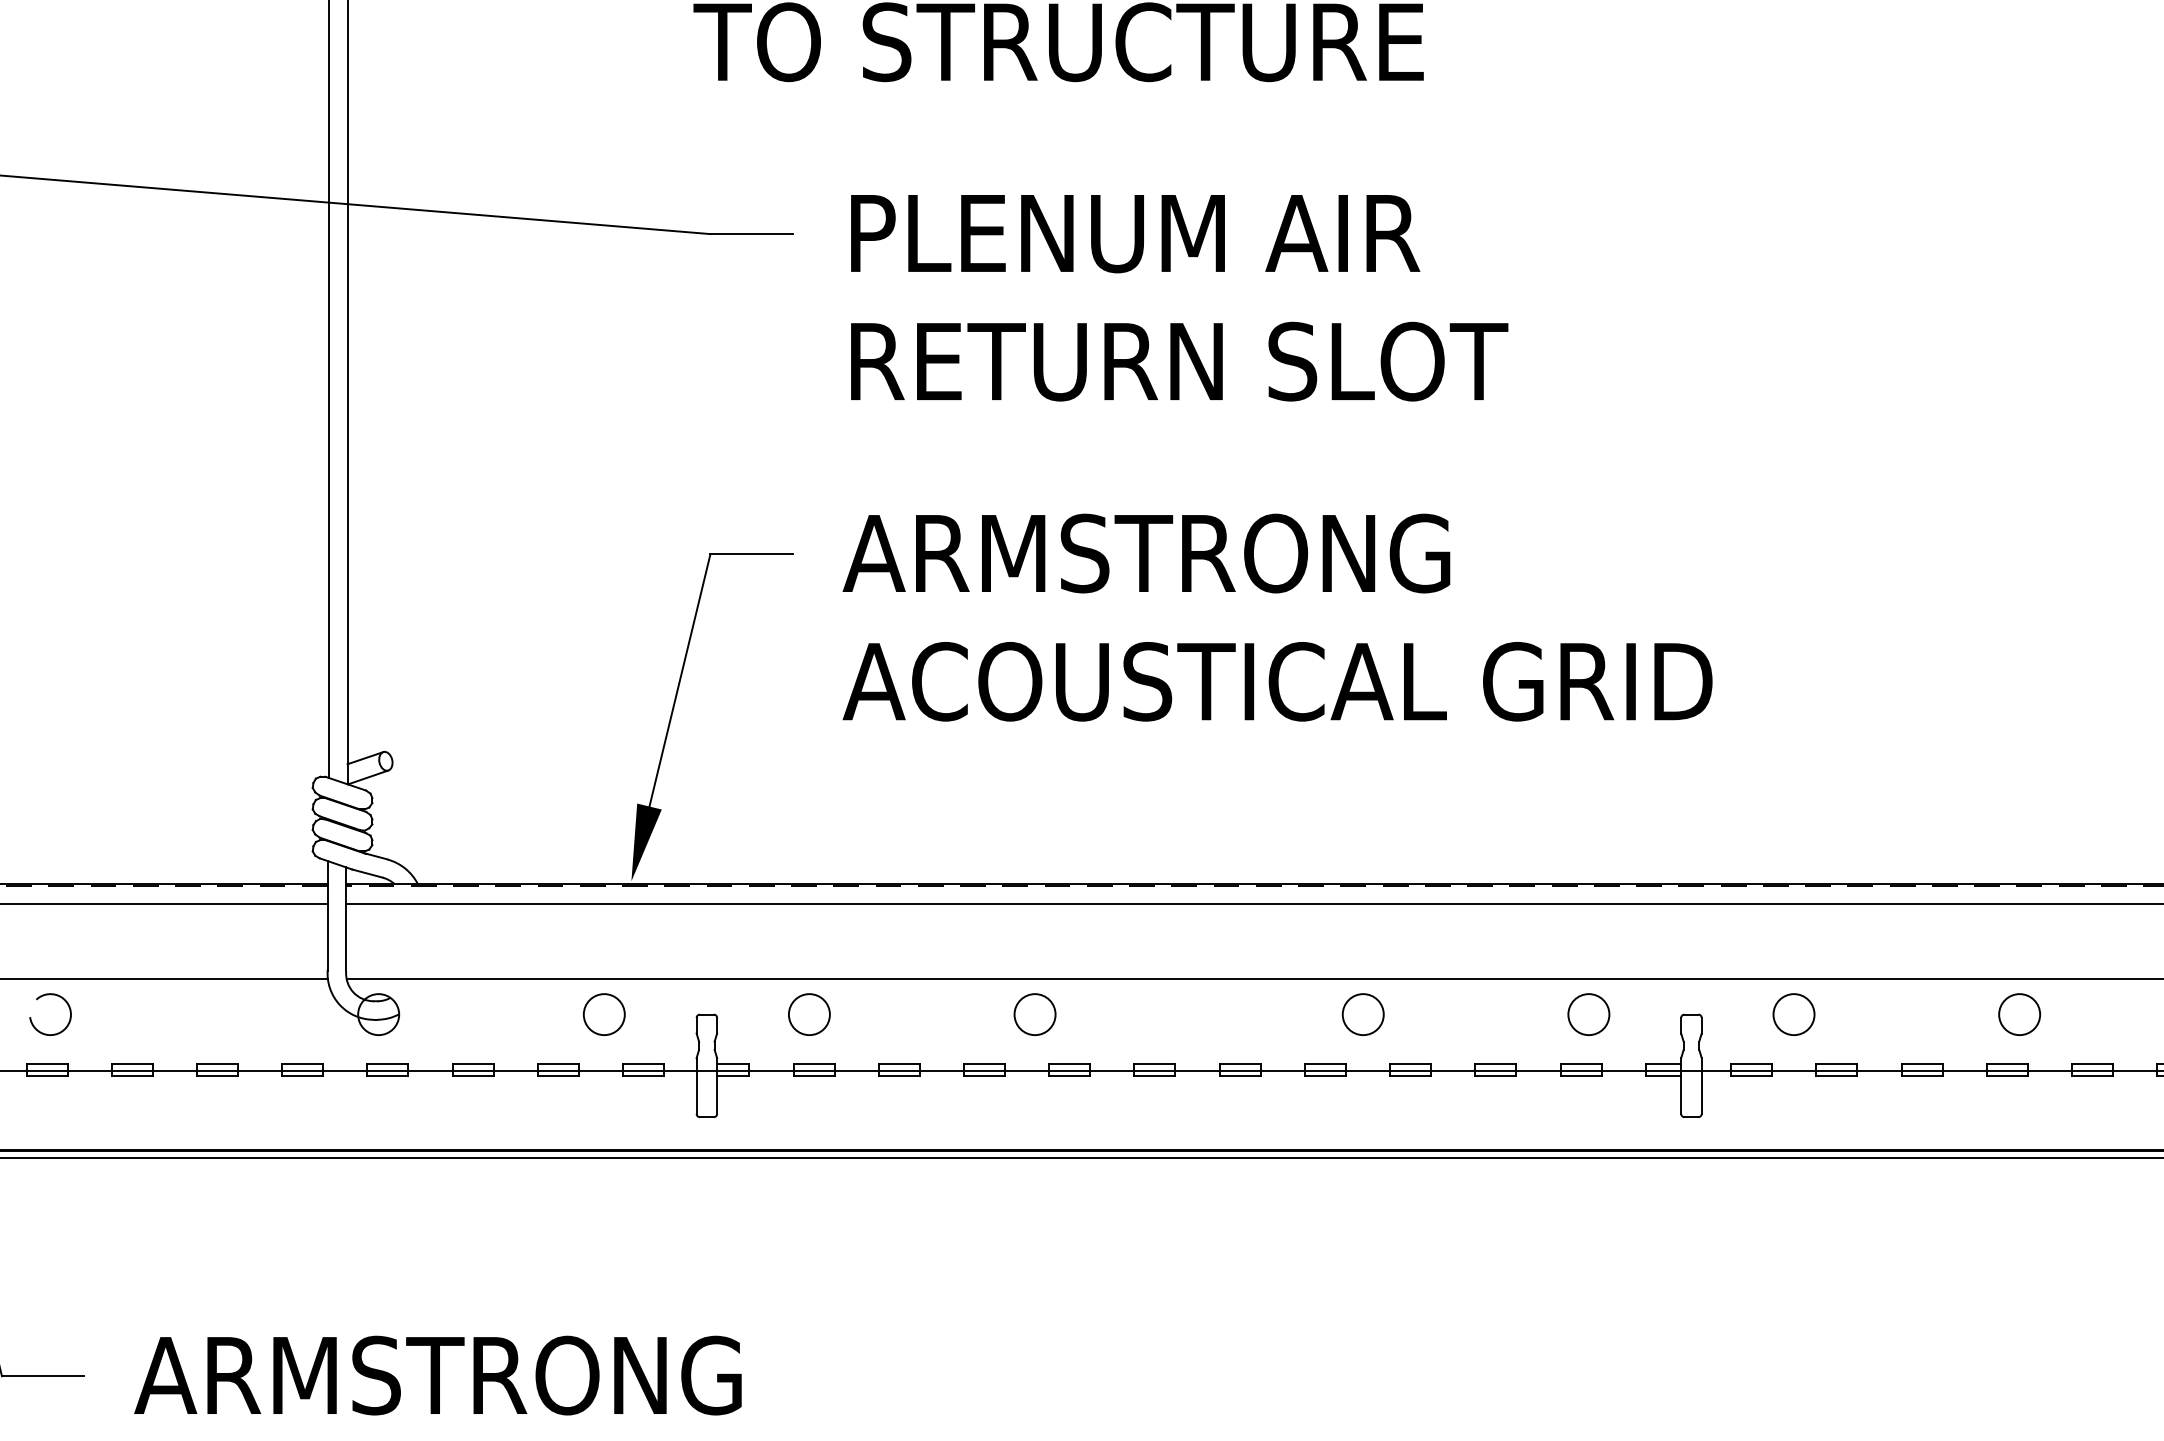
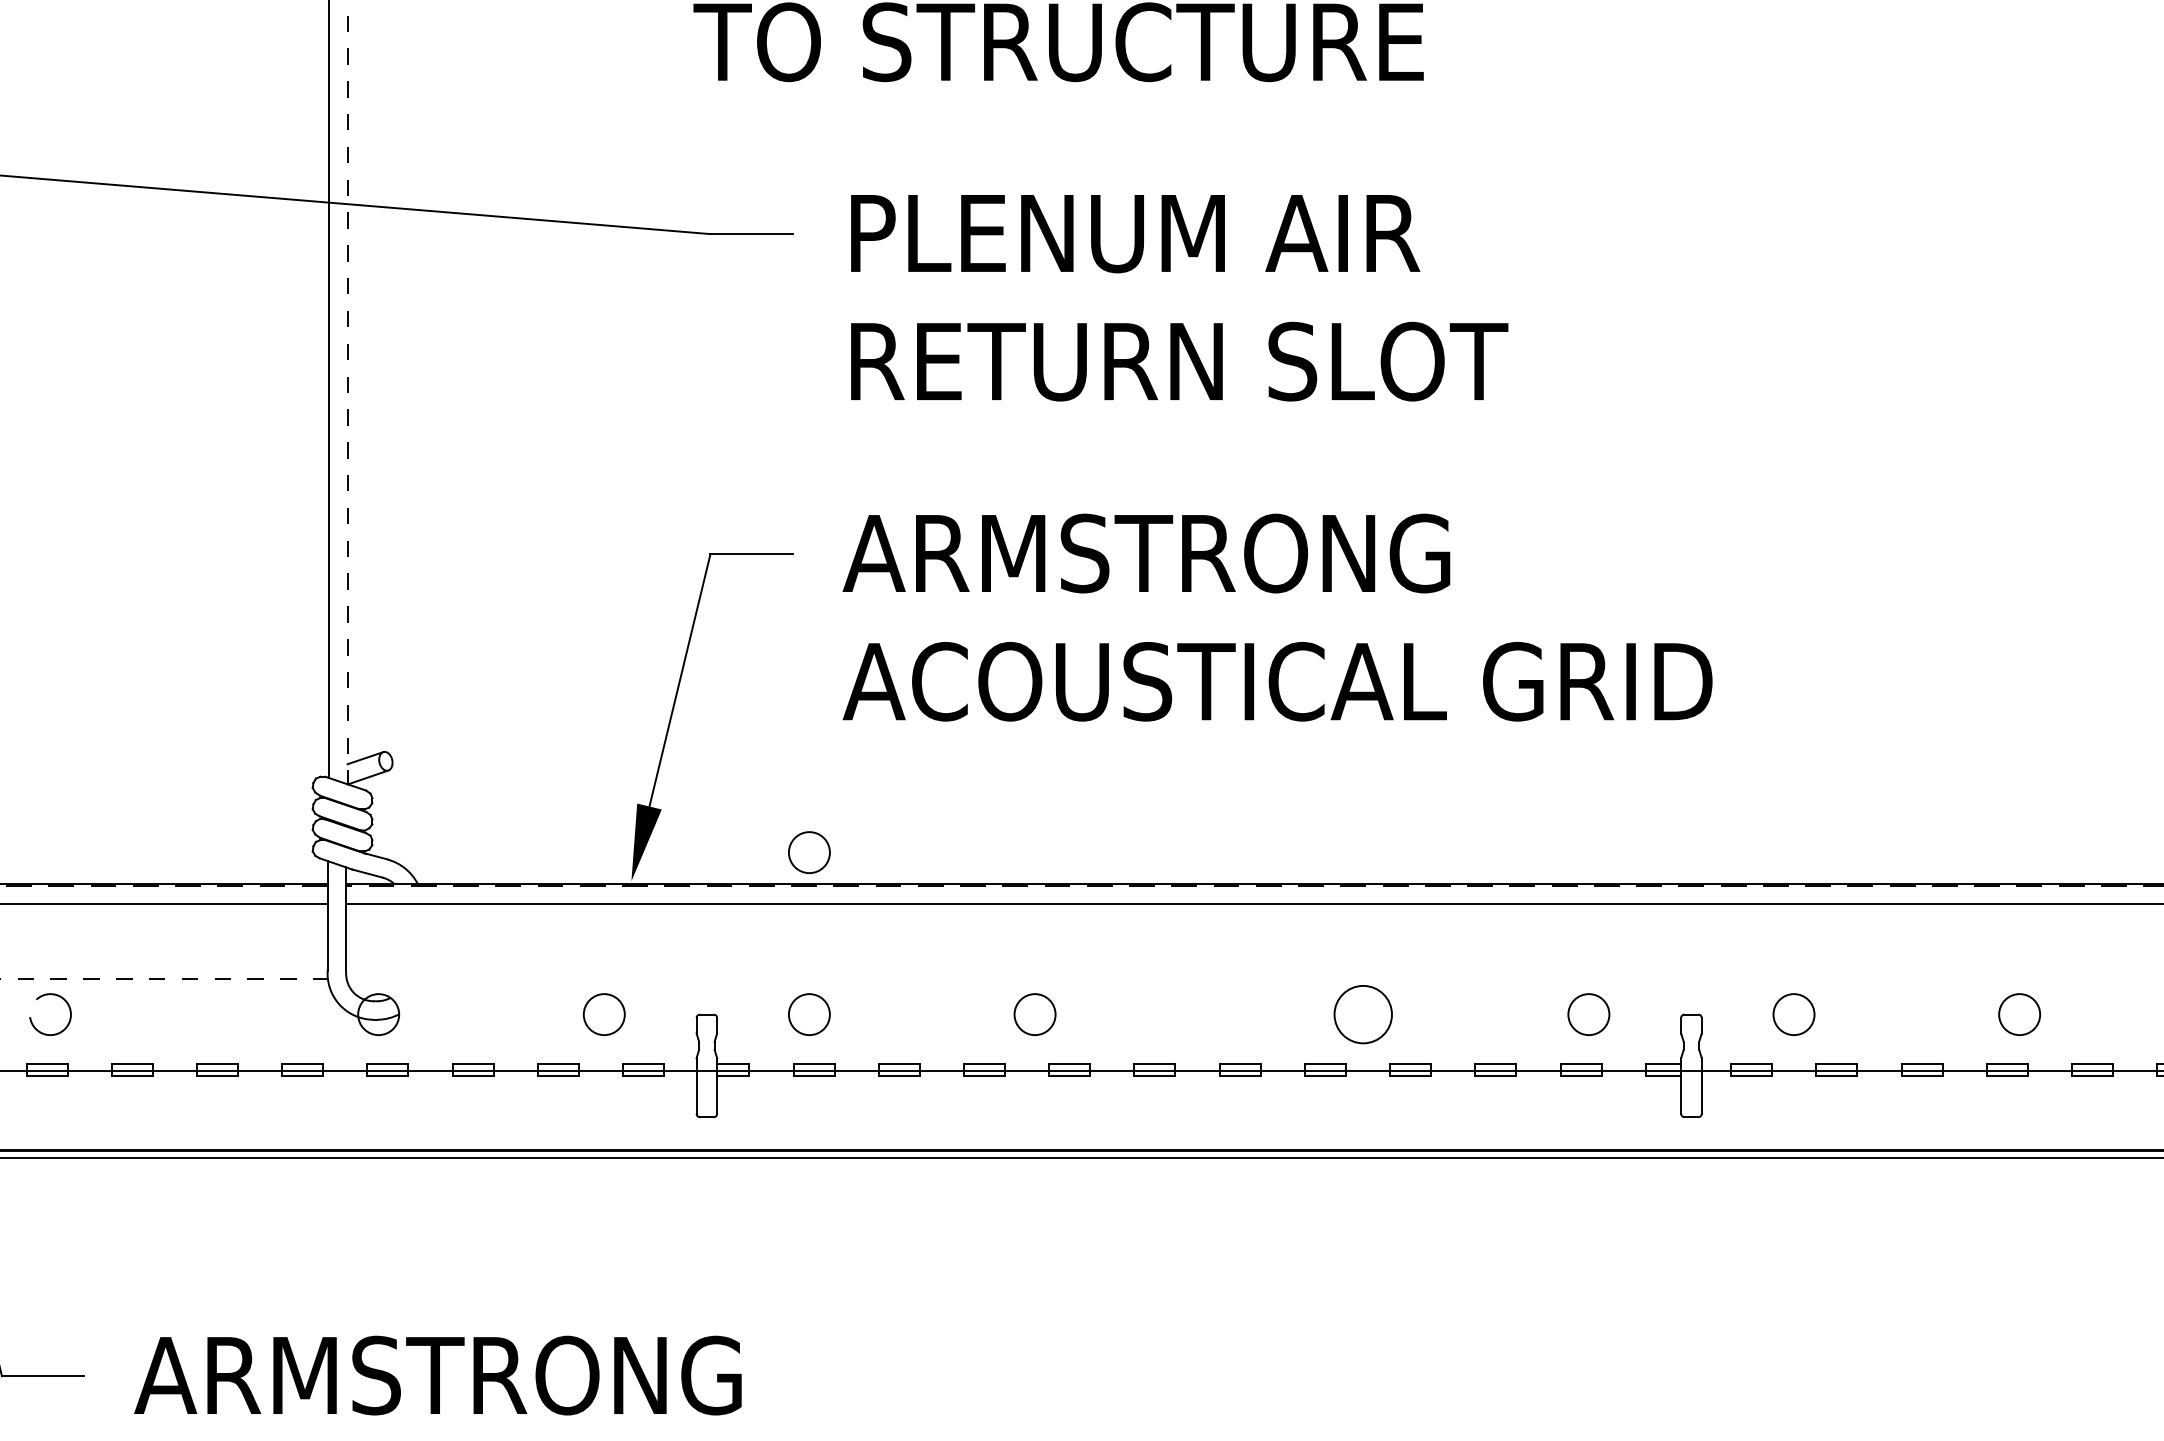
line: solid -> dashed (347, 392)
circle: none -> present (809, 852)
line: solid -> dashed (163, 978)
line: present -> none (1253, 978)
circle diameter: 41 px -> 57 px (1362, 1014)
